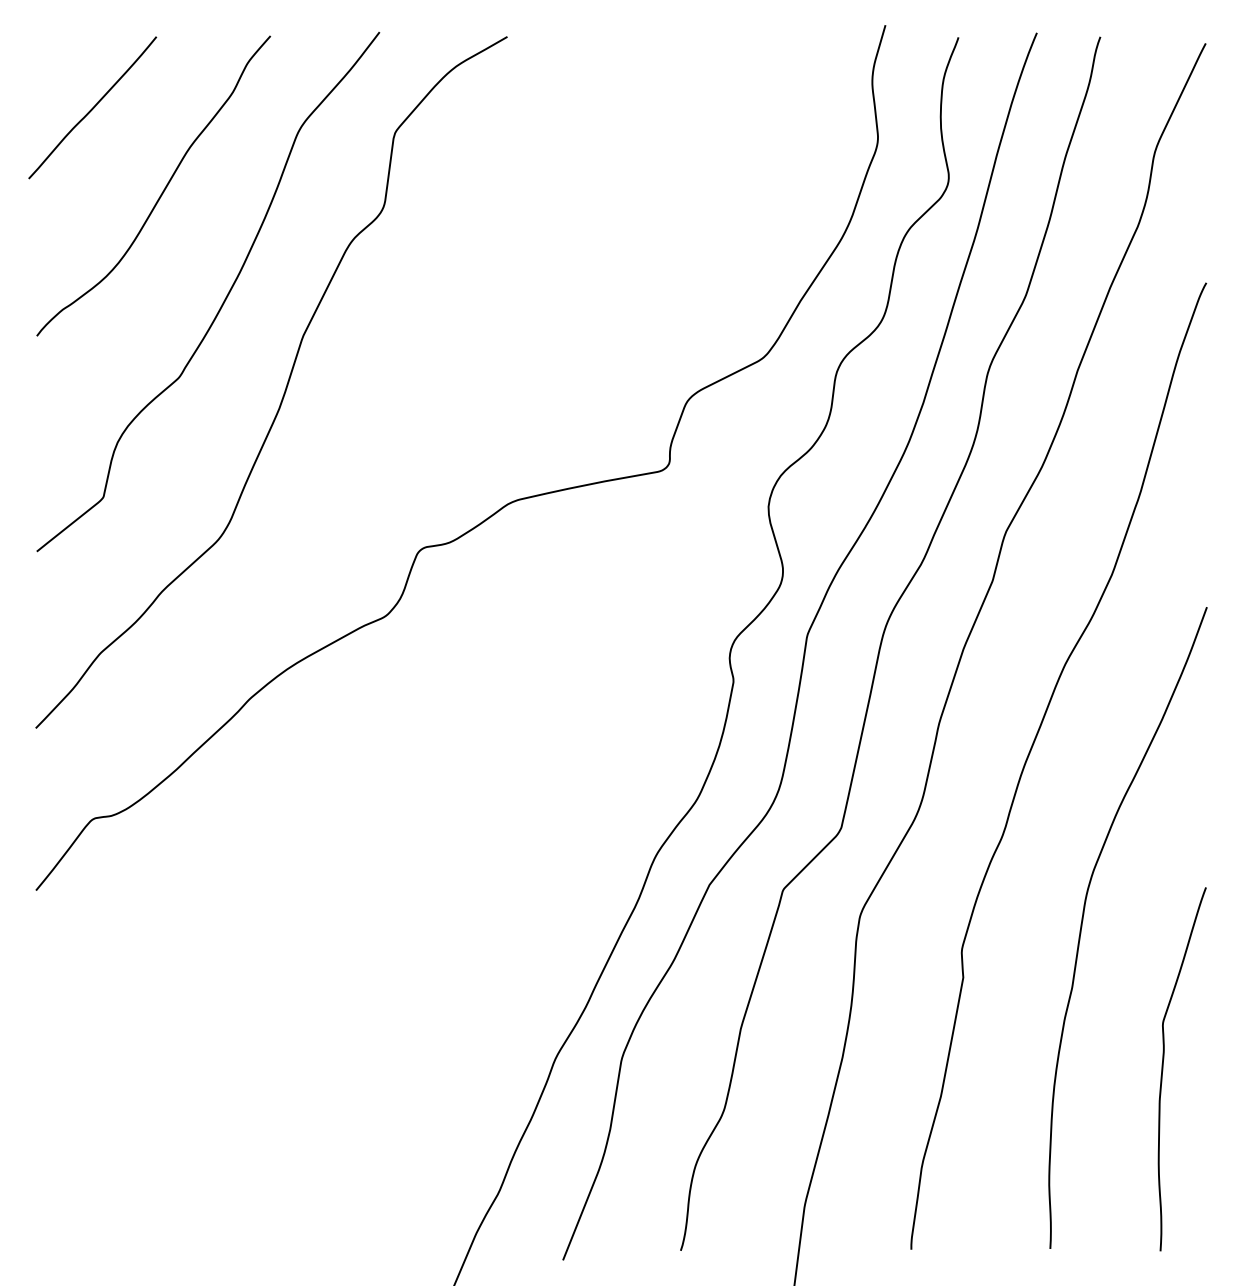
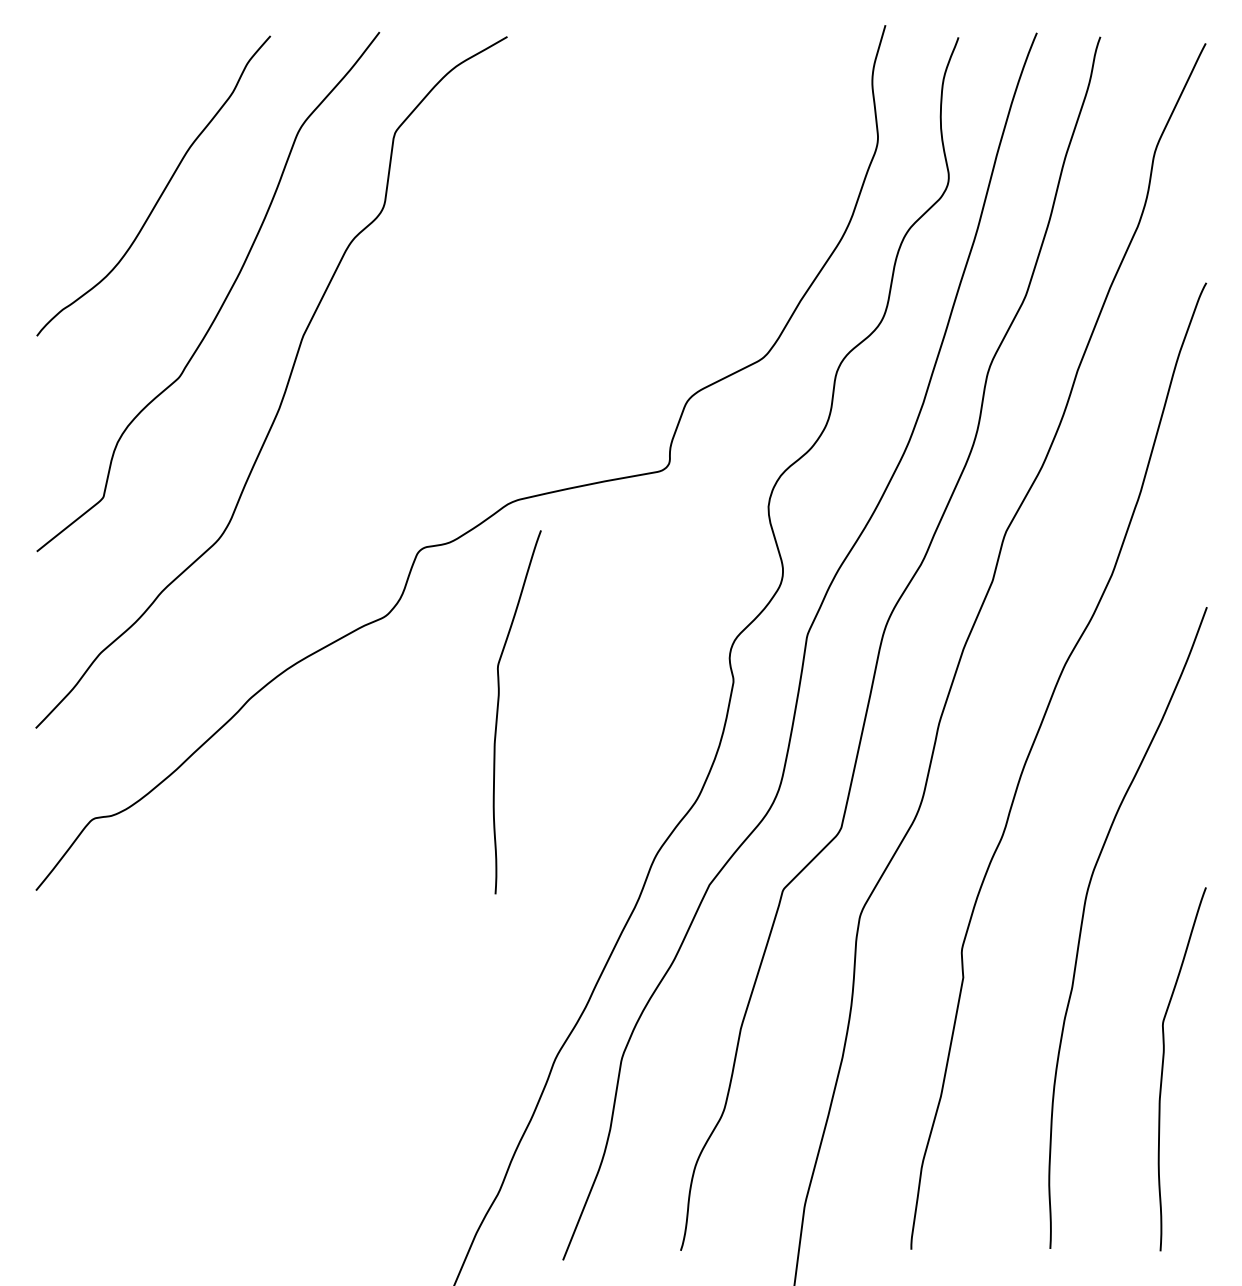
curve: present -> none (92, 107)
curve: none -> present (498, 712)
